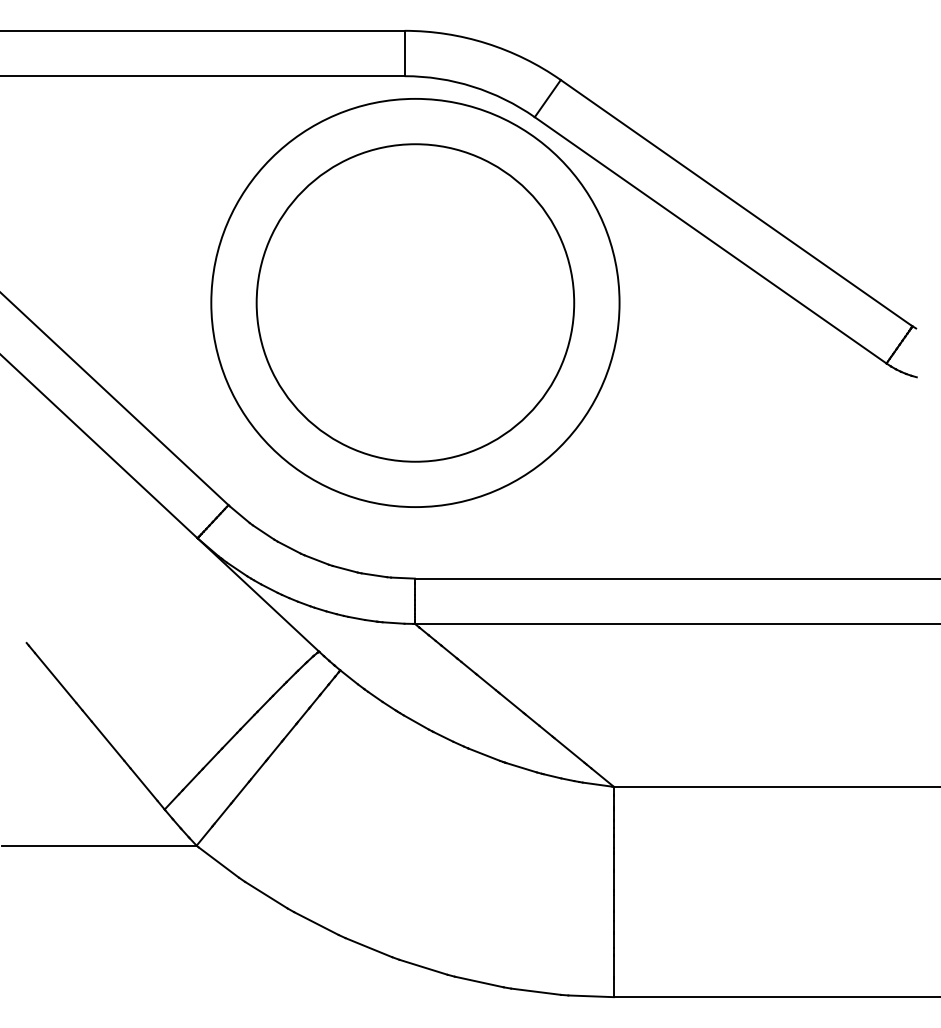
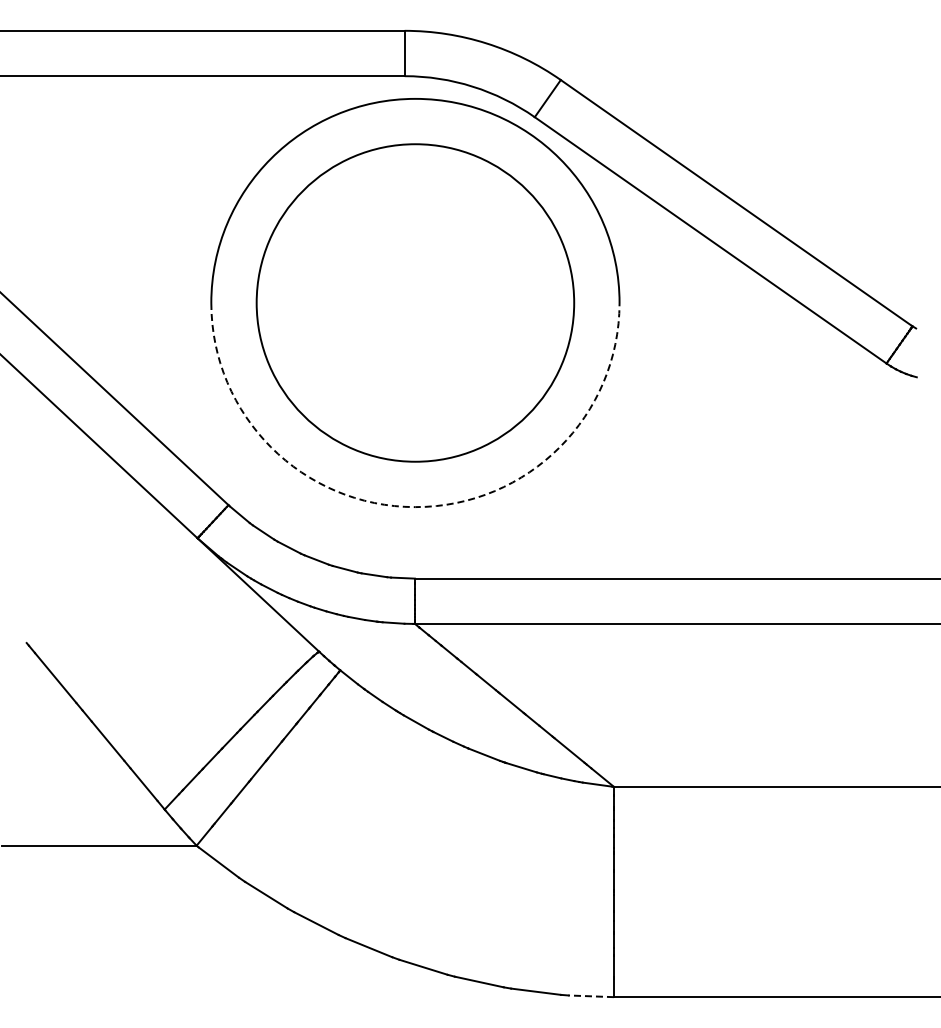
arc: solid -> dashed (415, 507)
line: solid -> dashed (591, 996)
